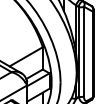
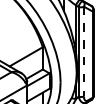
line: solid -> dashed (83, 51)
